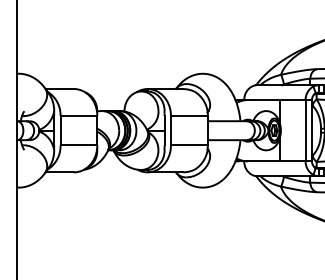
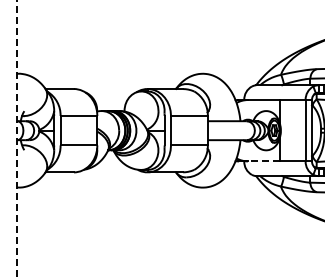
line: solid -> dashed (17, 139)
line: solid -> dashed (263, 161)
